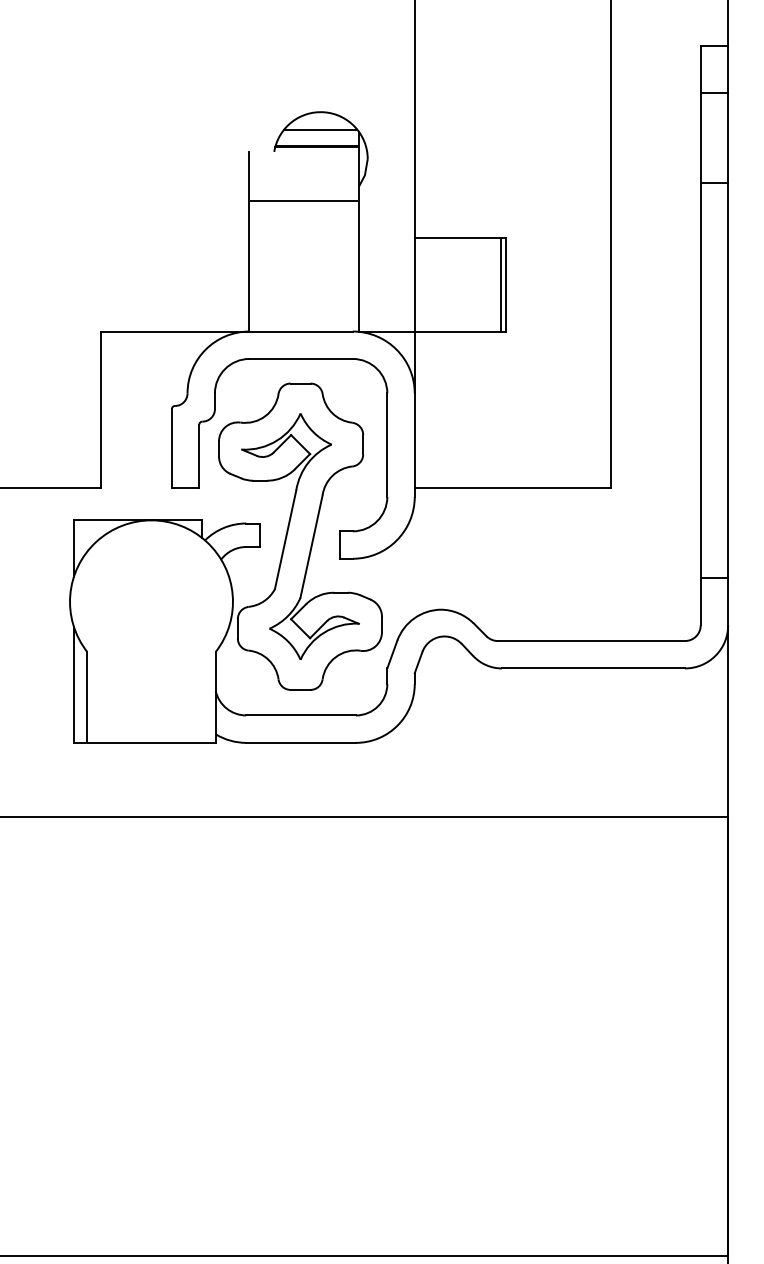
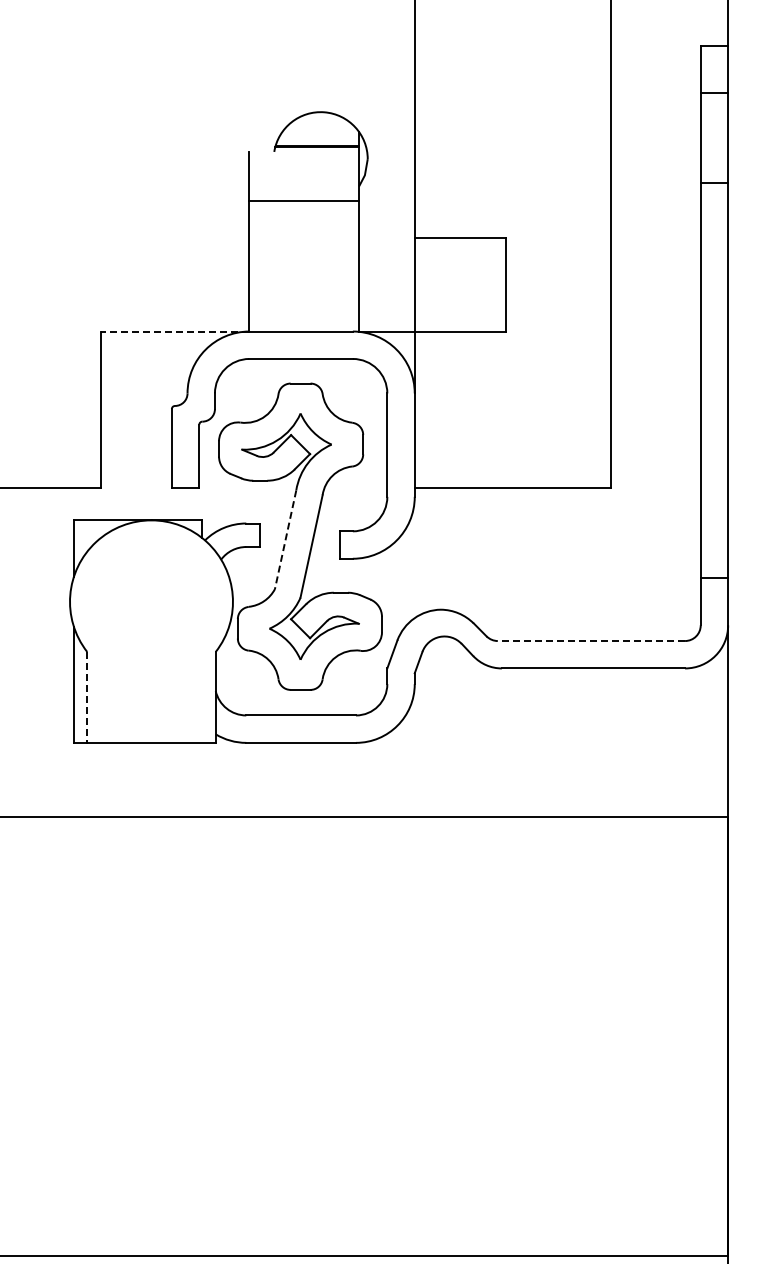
line: present -> none (320, 129)
line: present -> none (500, 284)
line: solid -> dashed (174, 331)
line: solid -> dashed (285, 540)
line: solid -> dashed (591, 641)
line: solid -> dashed (87, 697)
